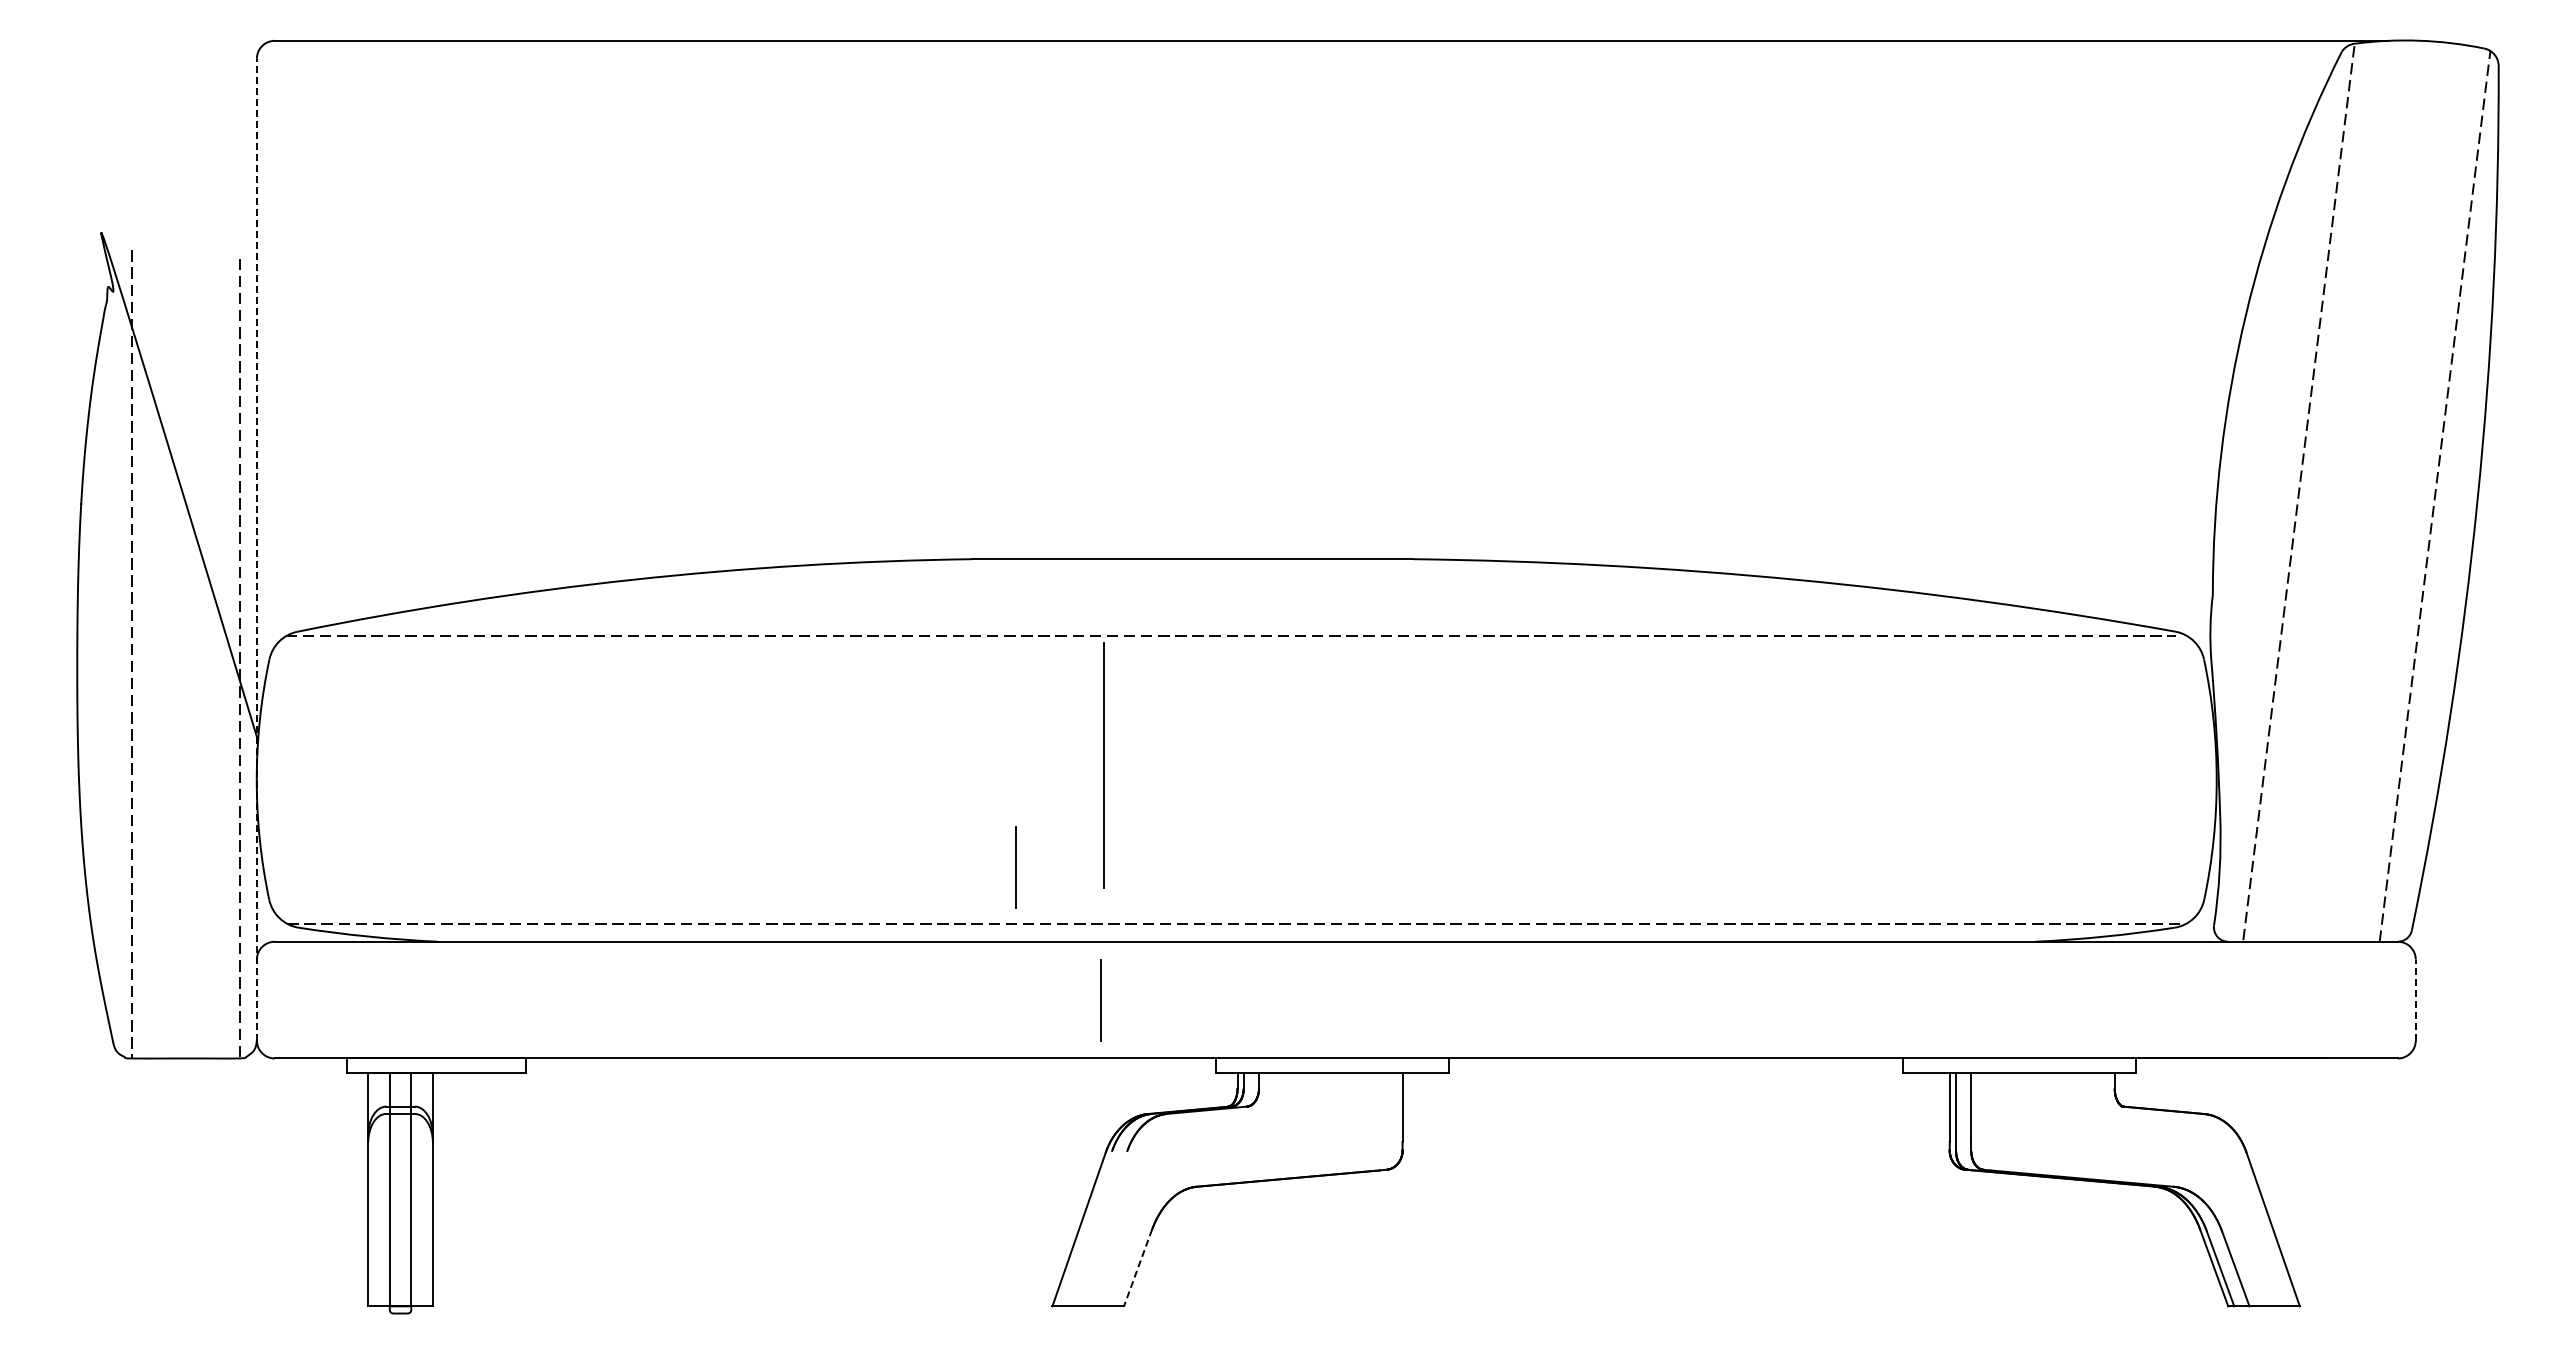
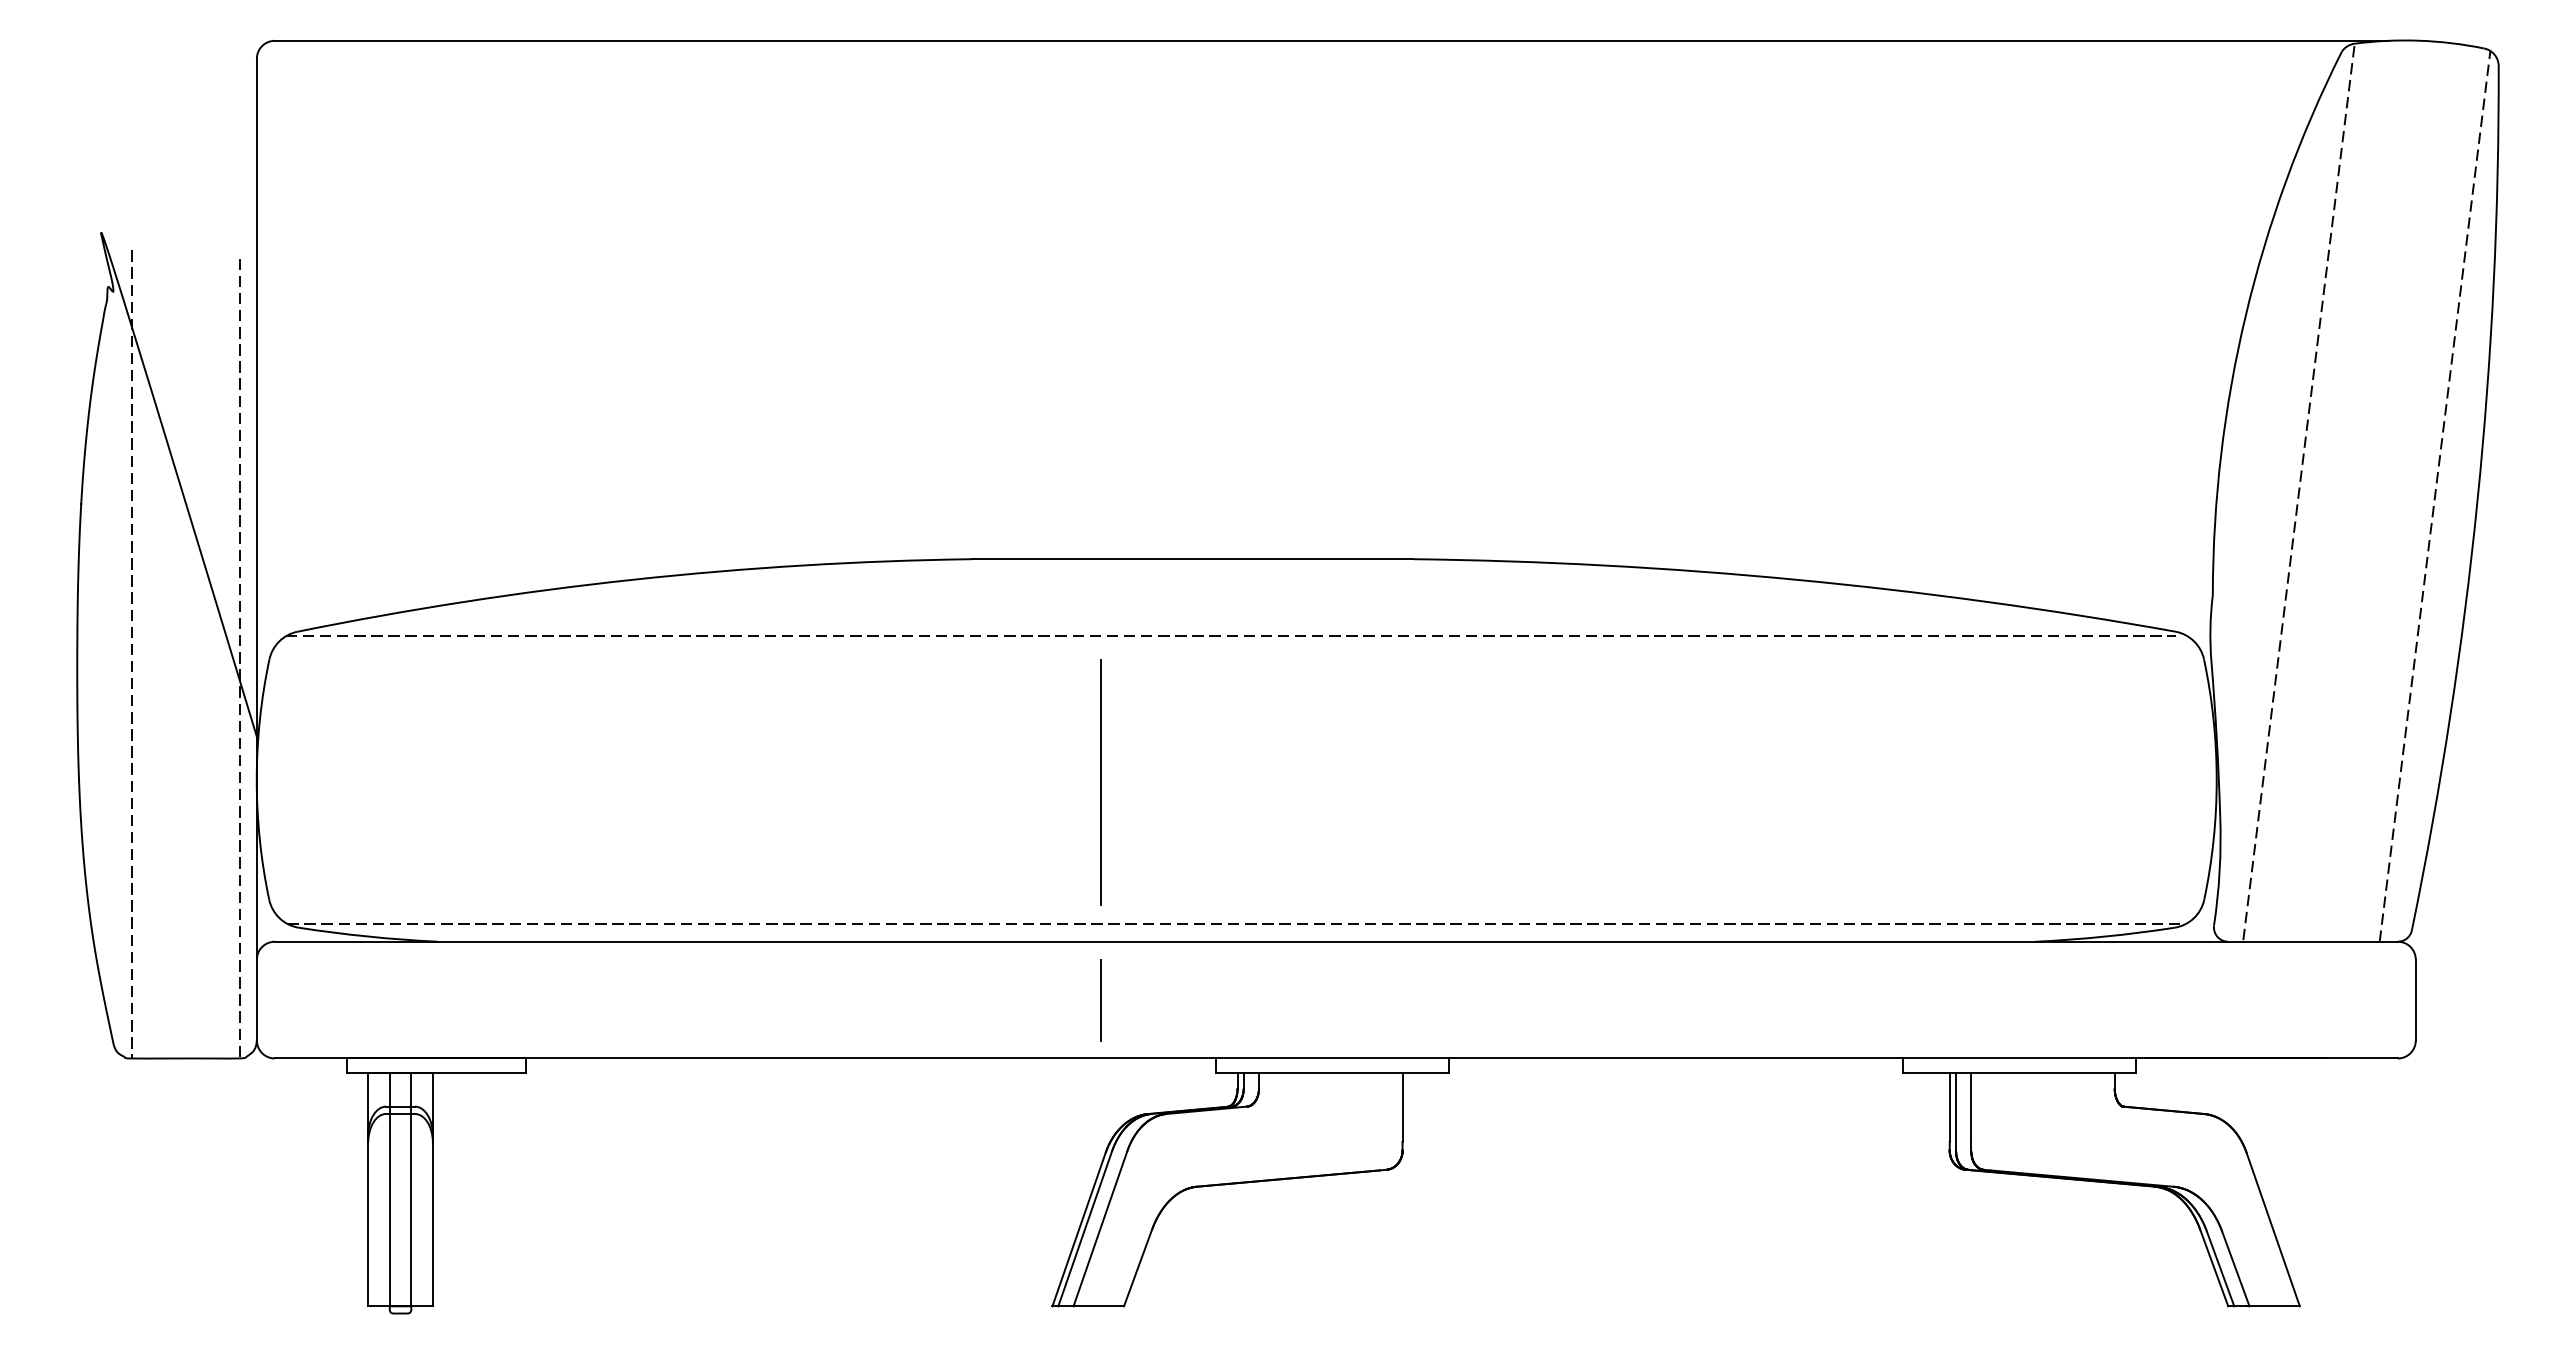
line: dashed -> solid (256, 549)
line position: (1103, 765) -> (1100, 782) (1100, 782)
line: present -> none (1015, 867)
line: dashed -> solid (2415, 999)
line: none -> present (1085, 1228)
line: none -> present (1100, 1228)
line: dashed -> solid (1138, 1267)
